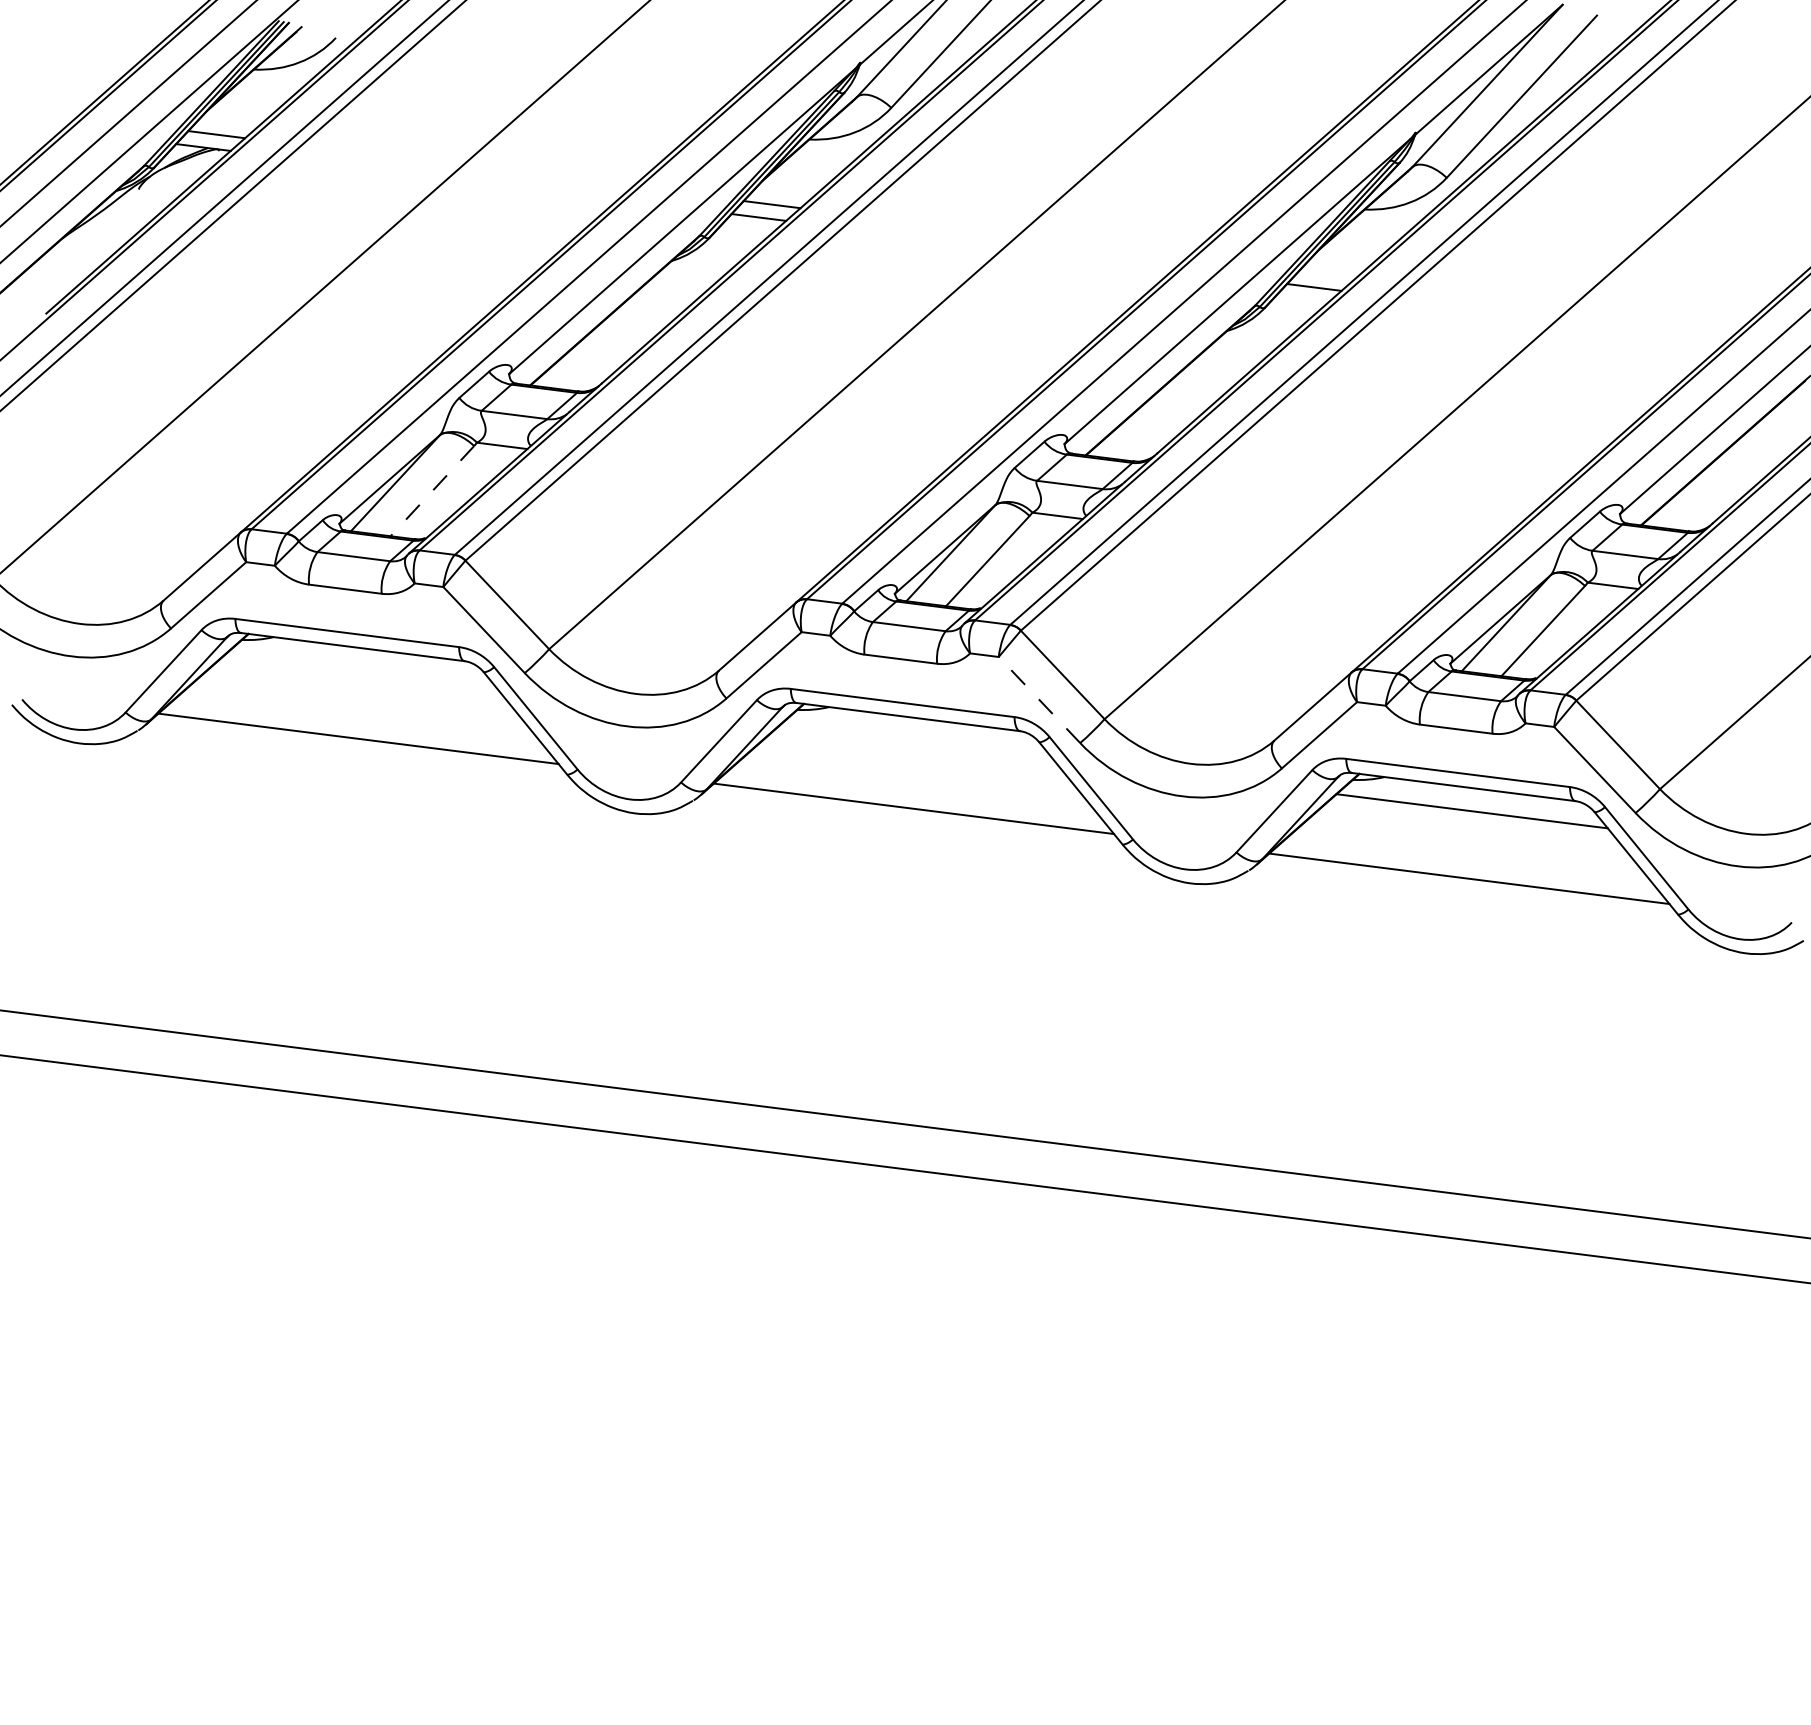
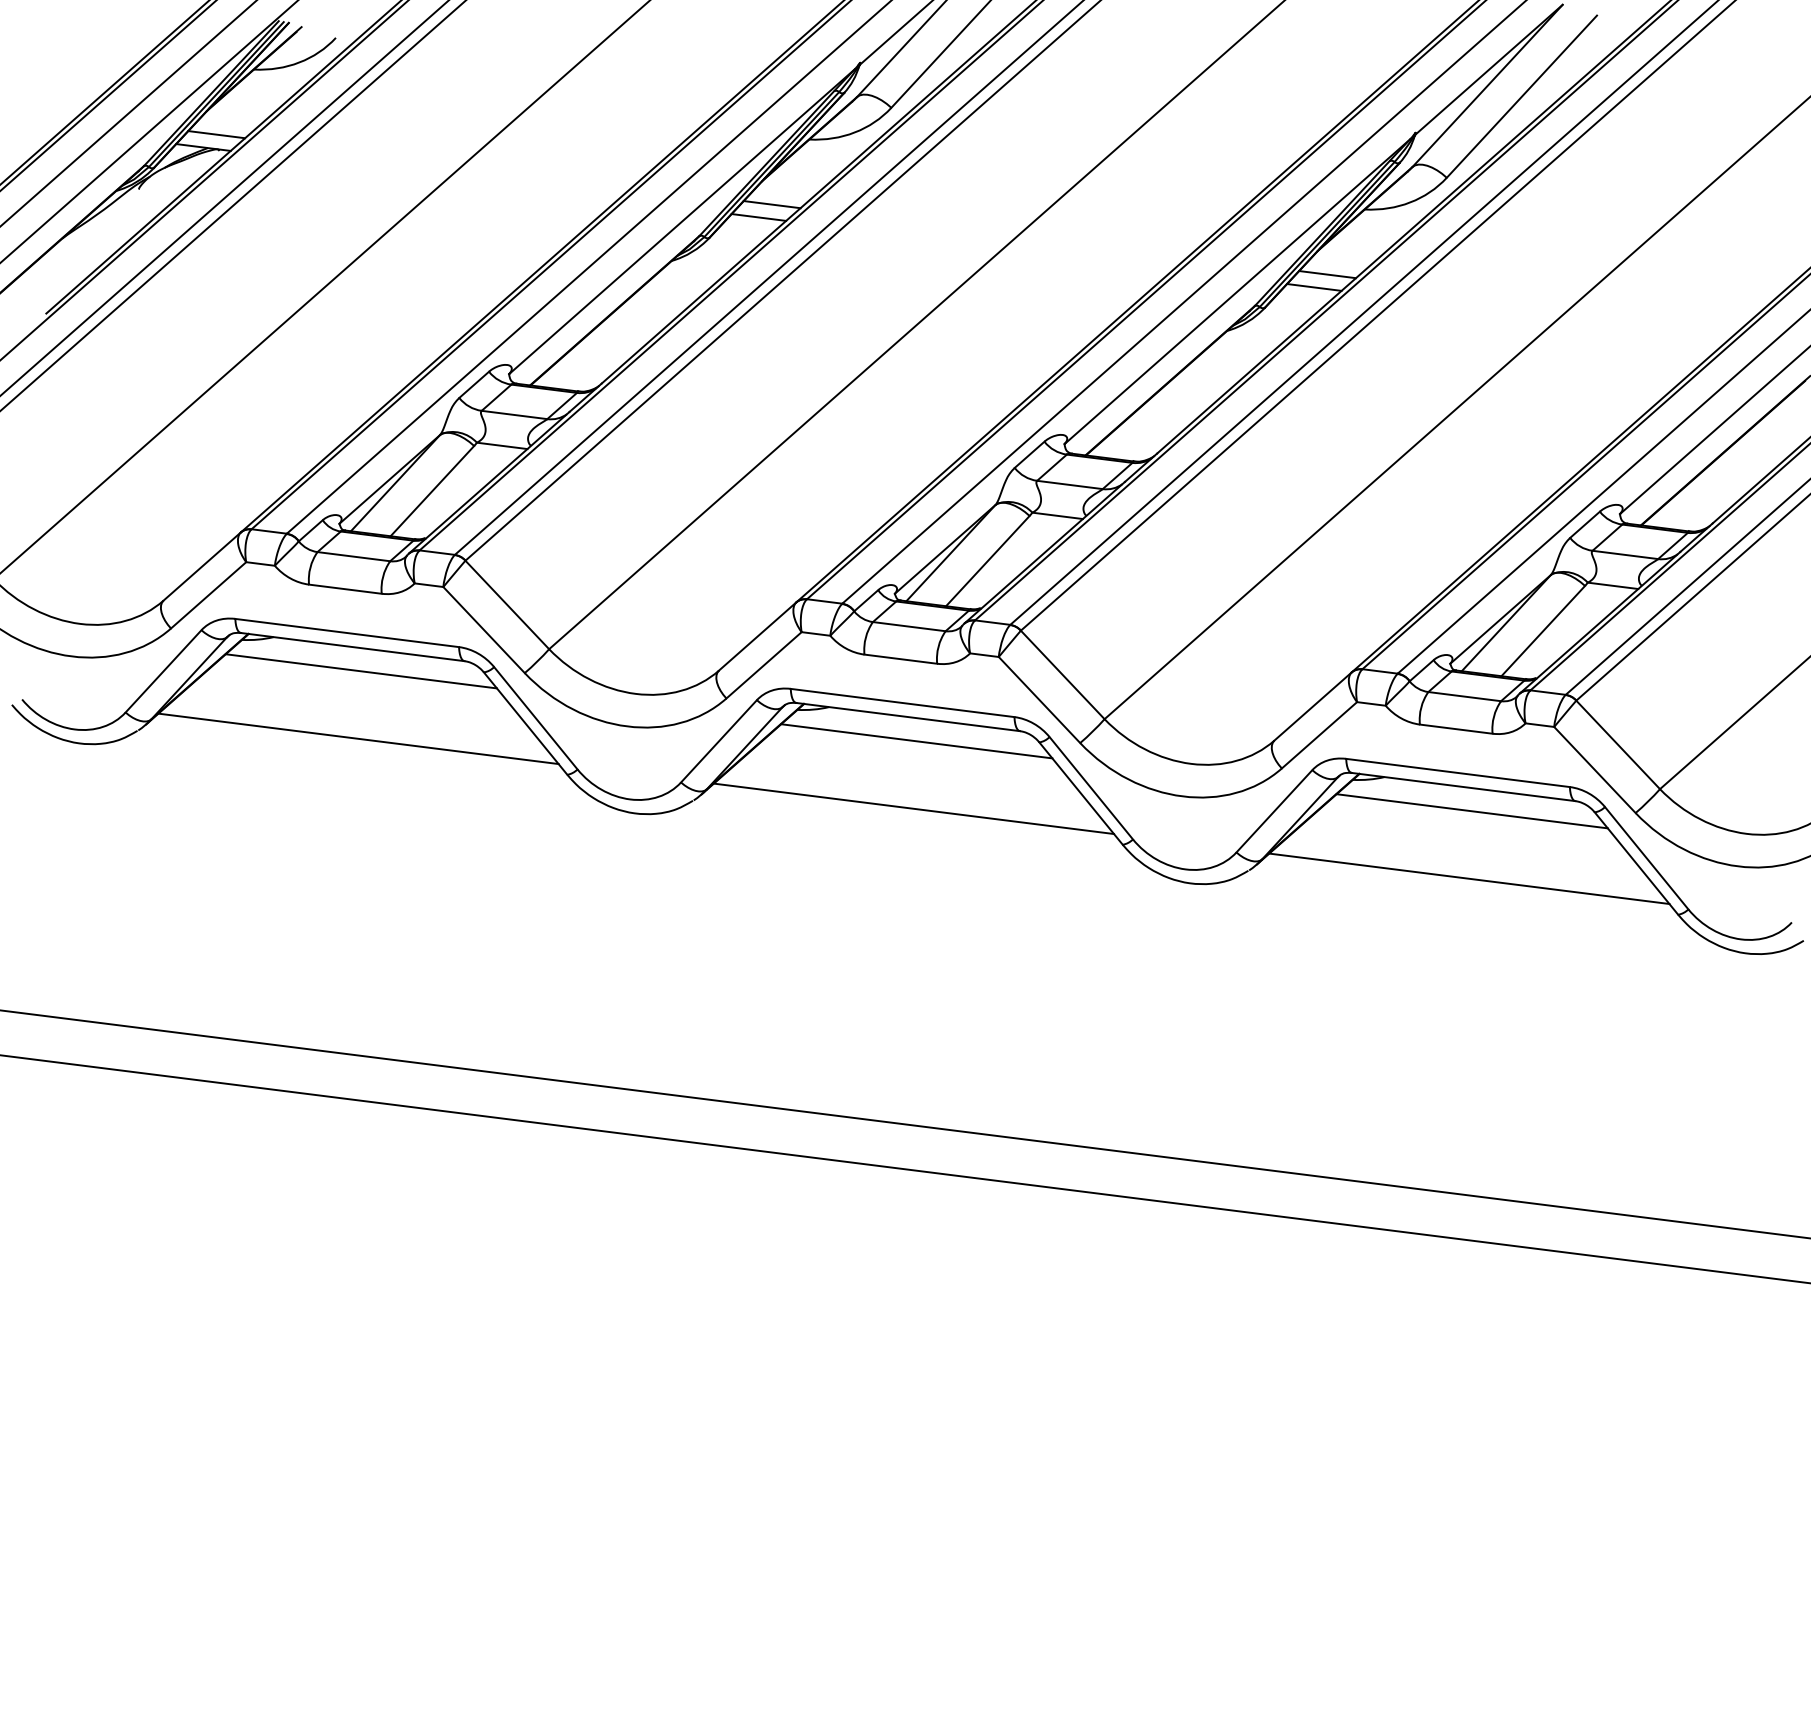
line: none -> present (1327, 274)
line: dashed -> solid (432, 491)
line: none -> present (360, 671)
line: dashed -> solid (1039, 699)
line: none -> present (916, 741)
